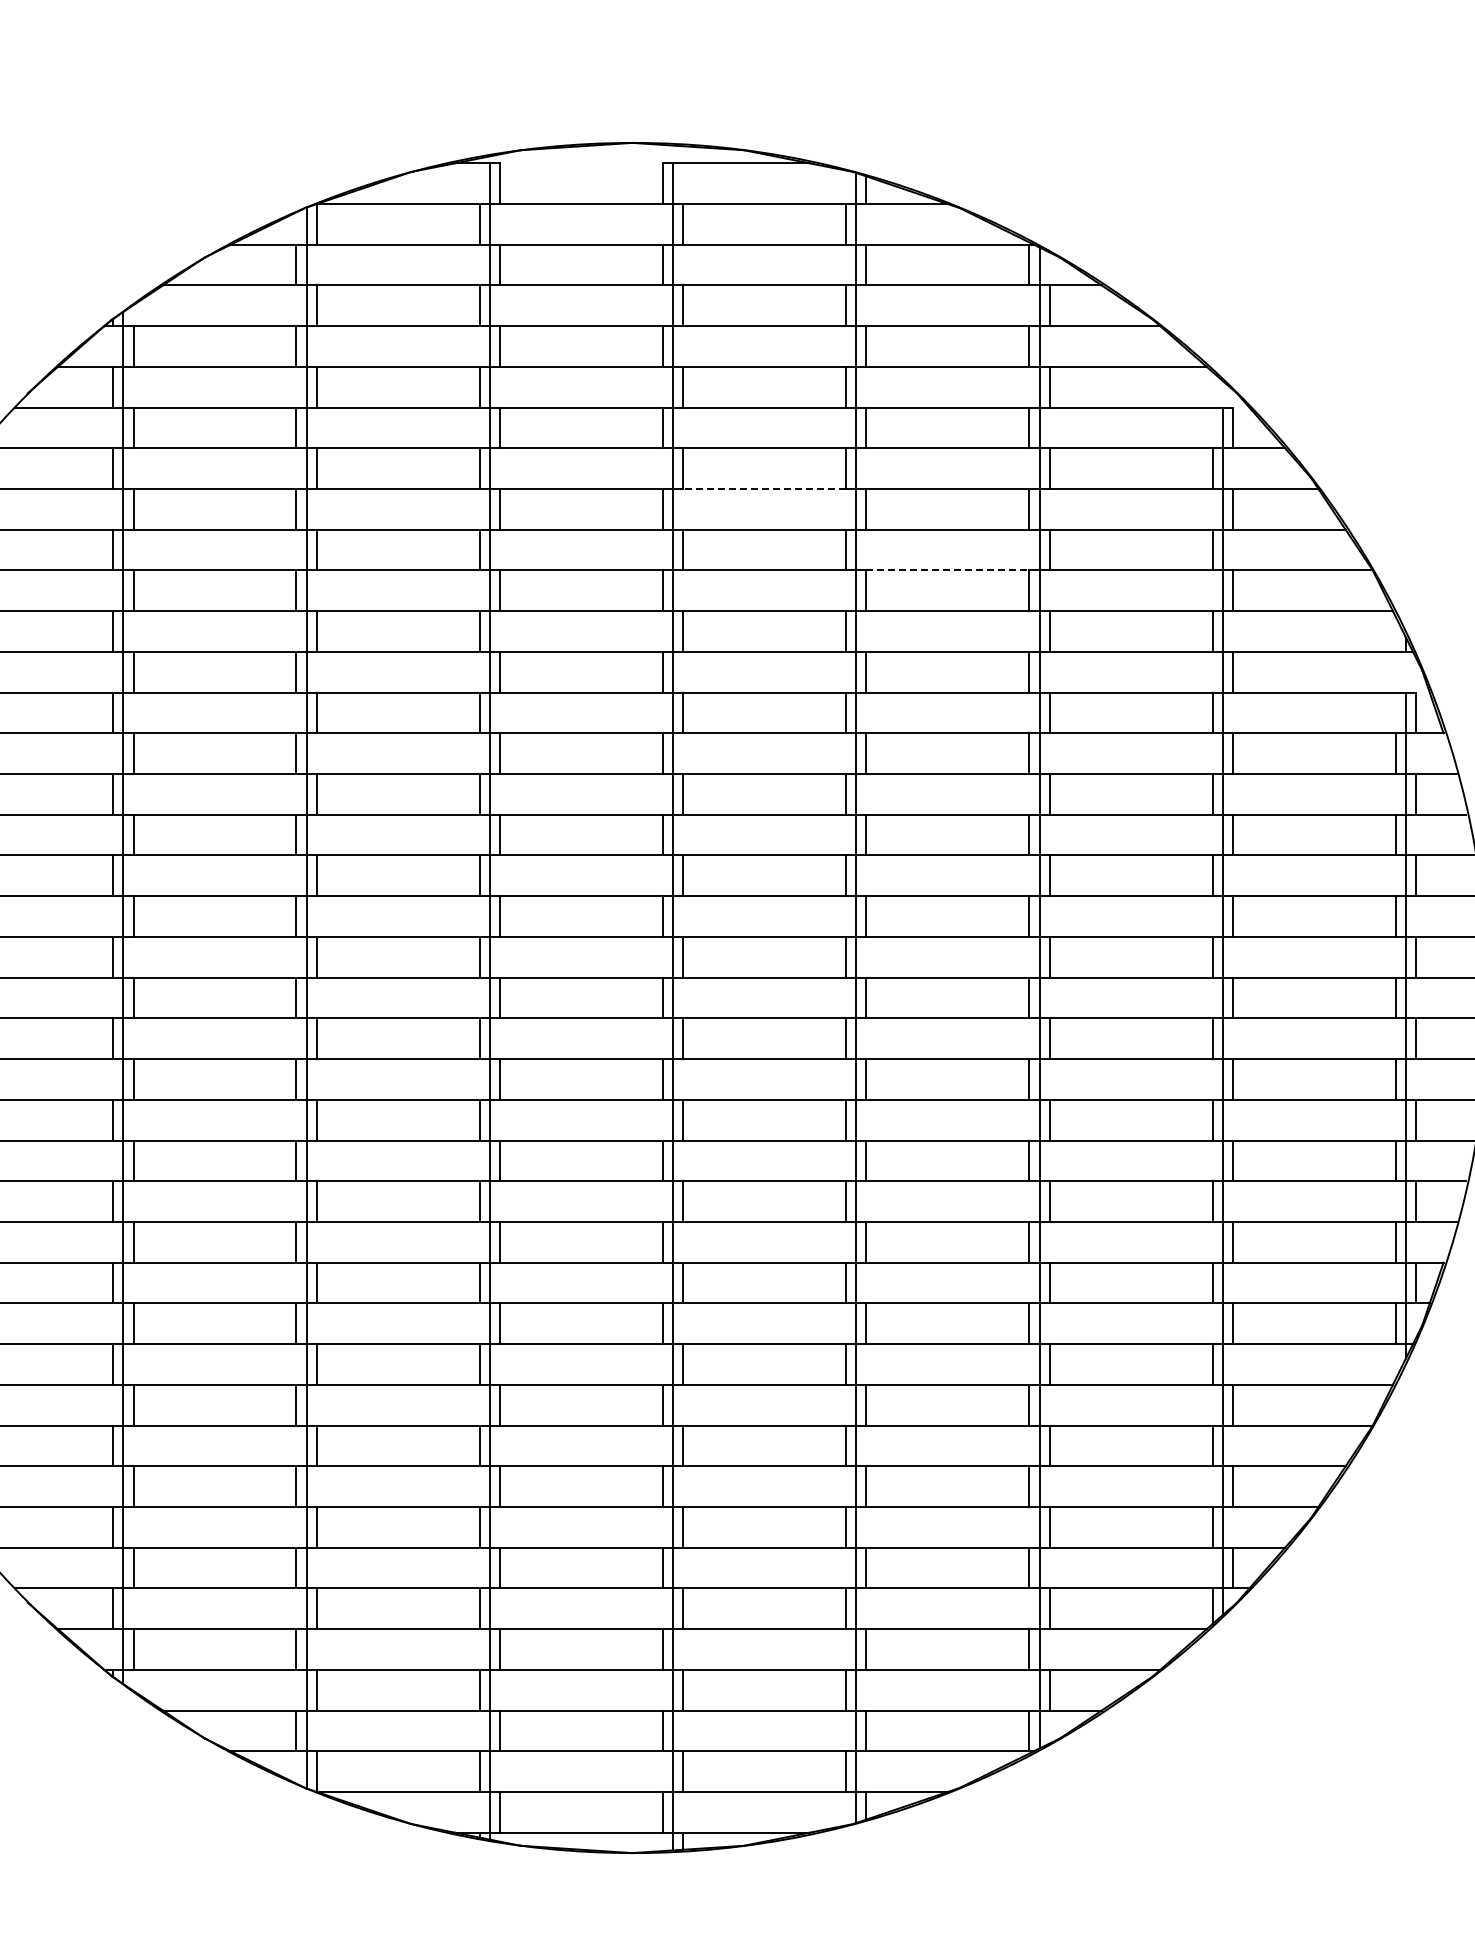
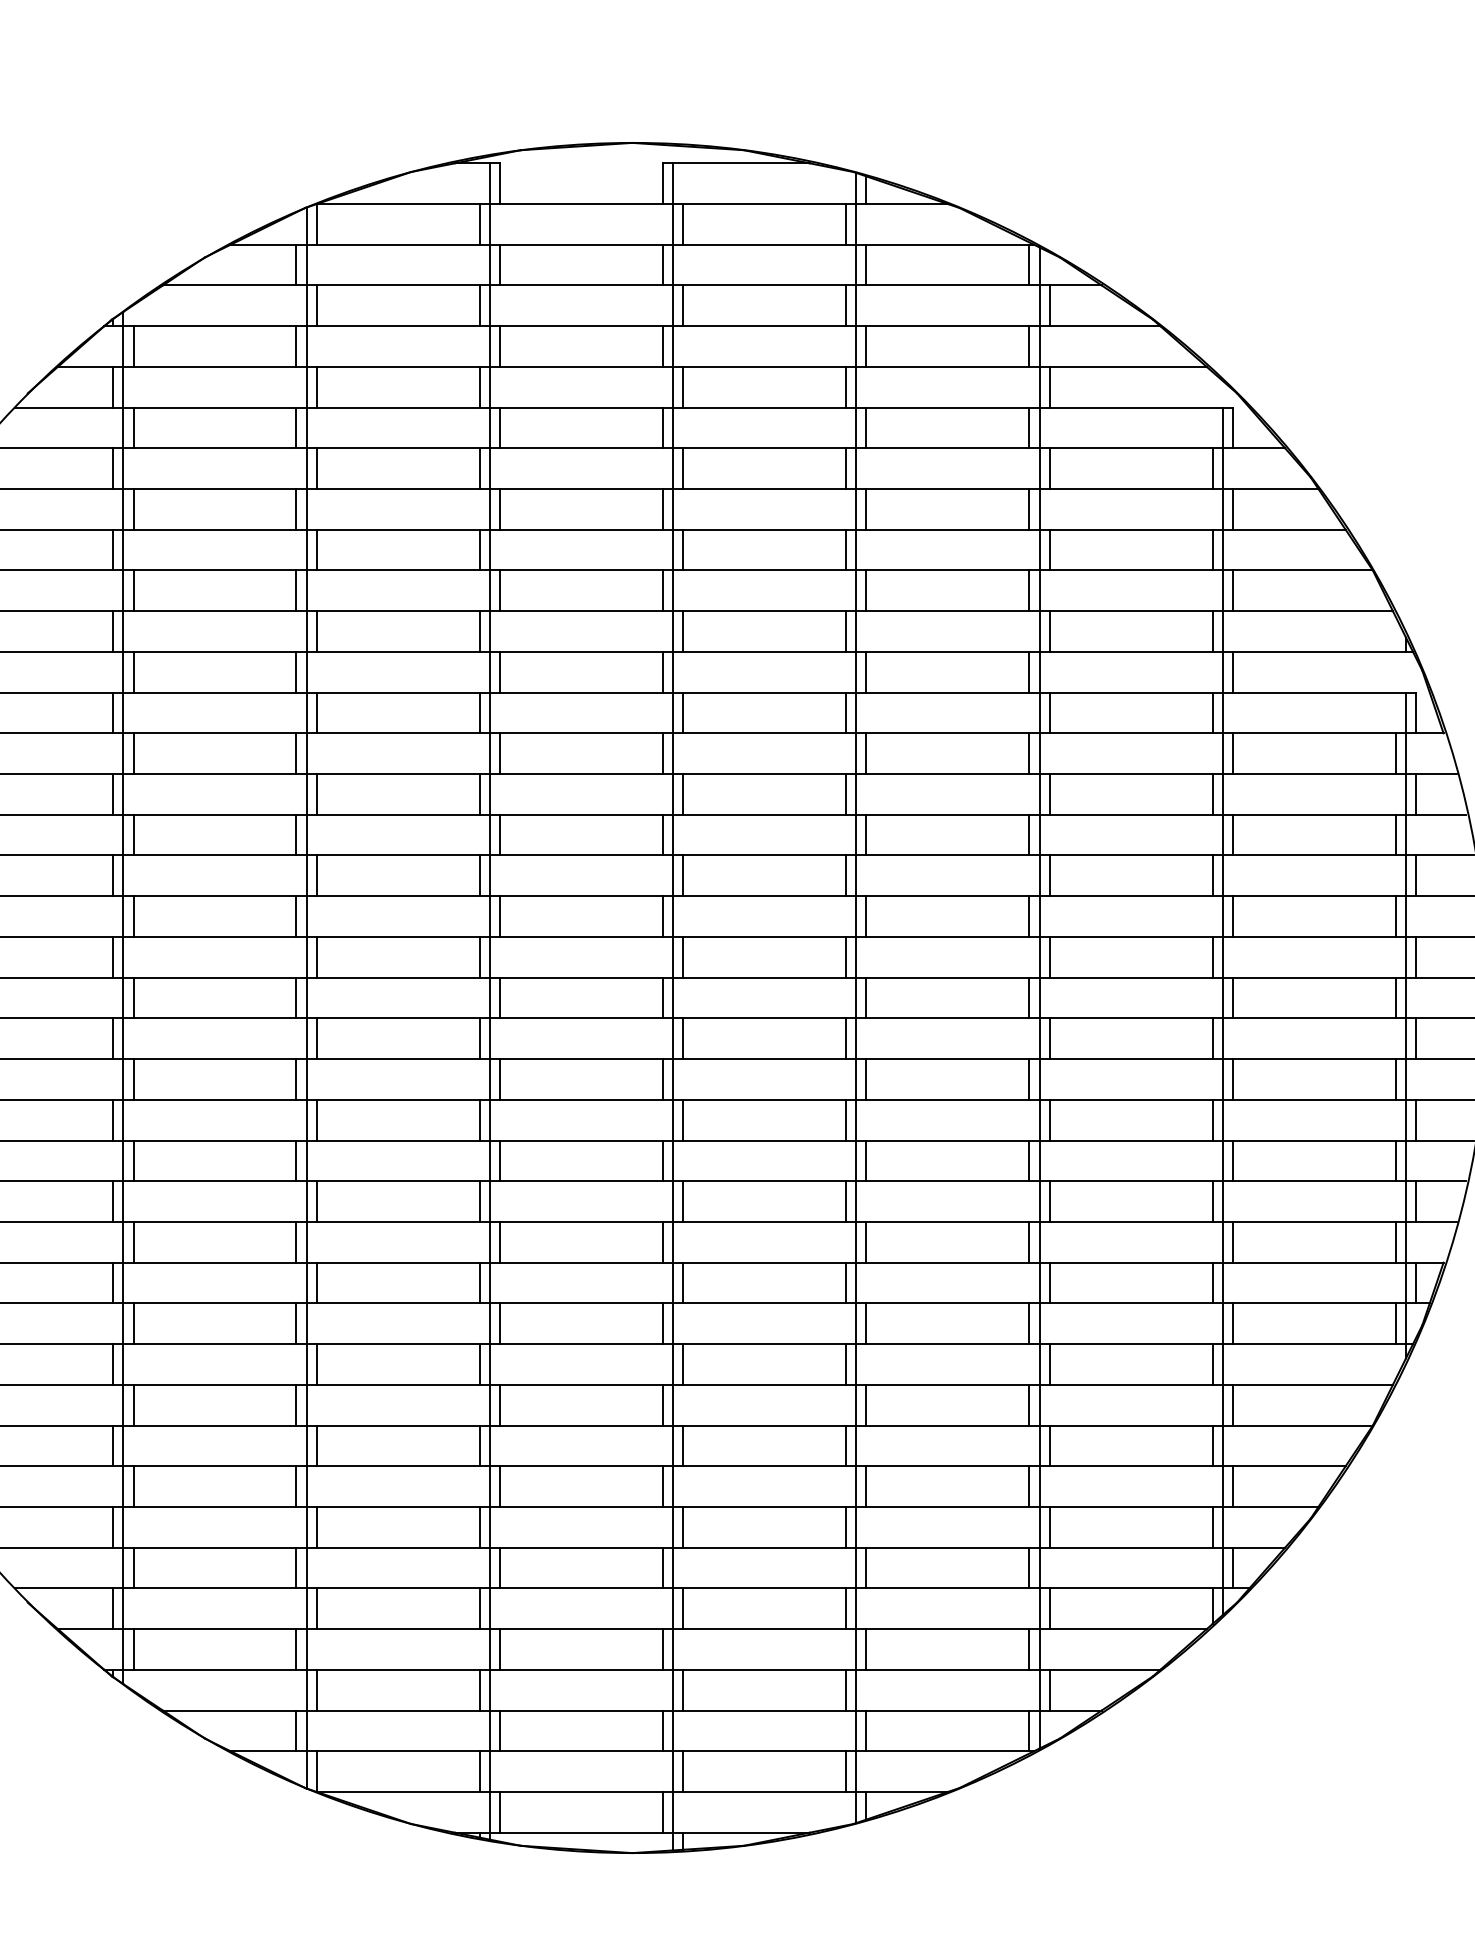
line: dashed -> solid (764, 489)
line: dashed -> solid (948, 570)
